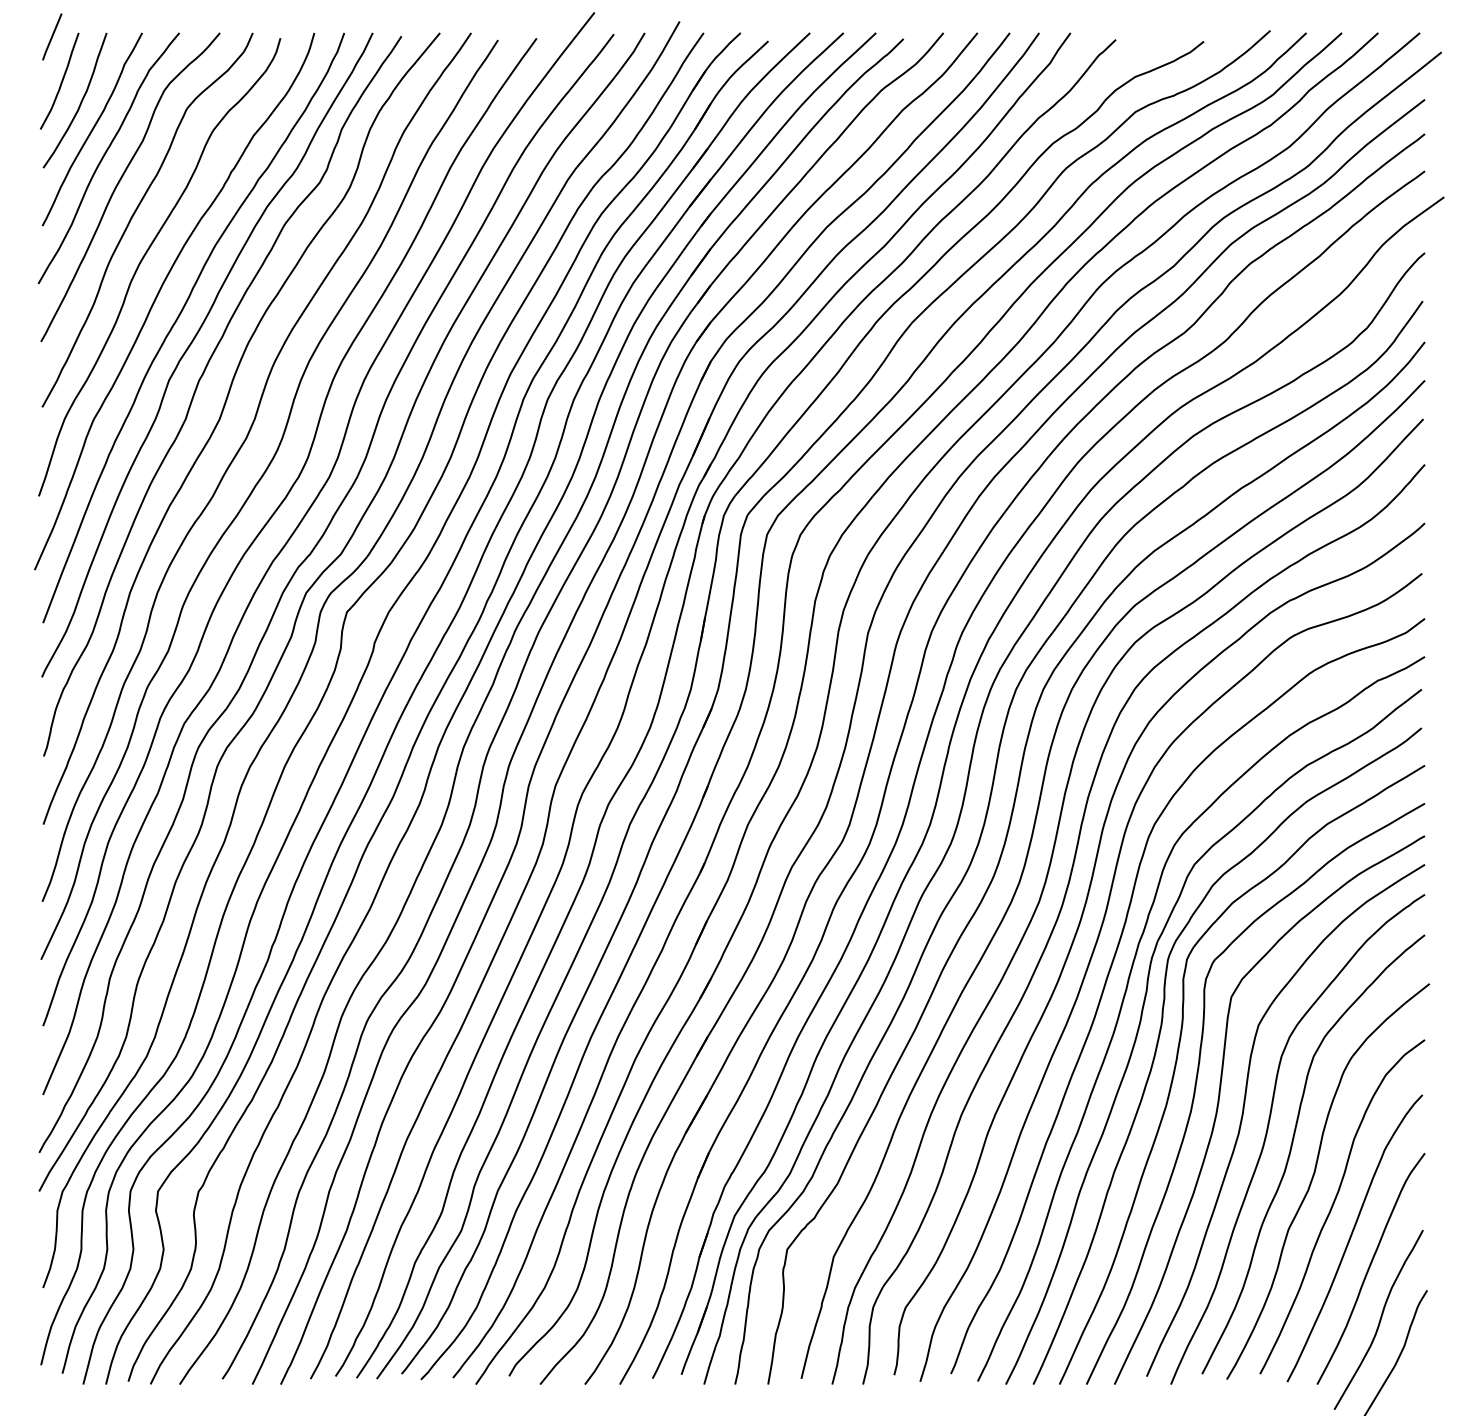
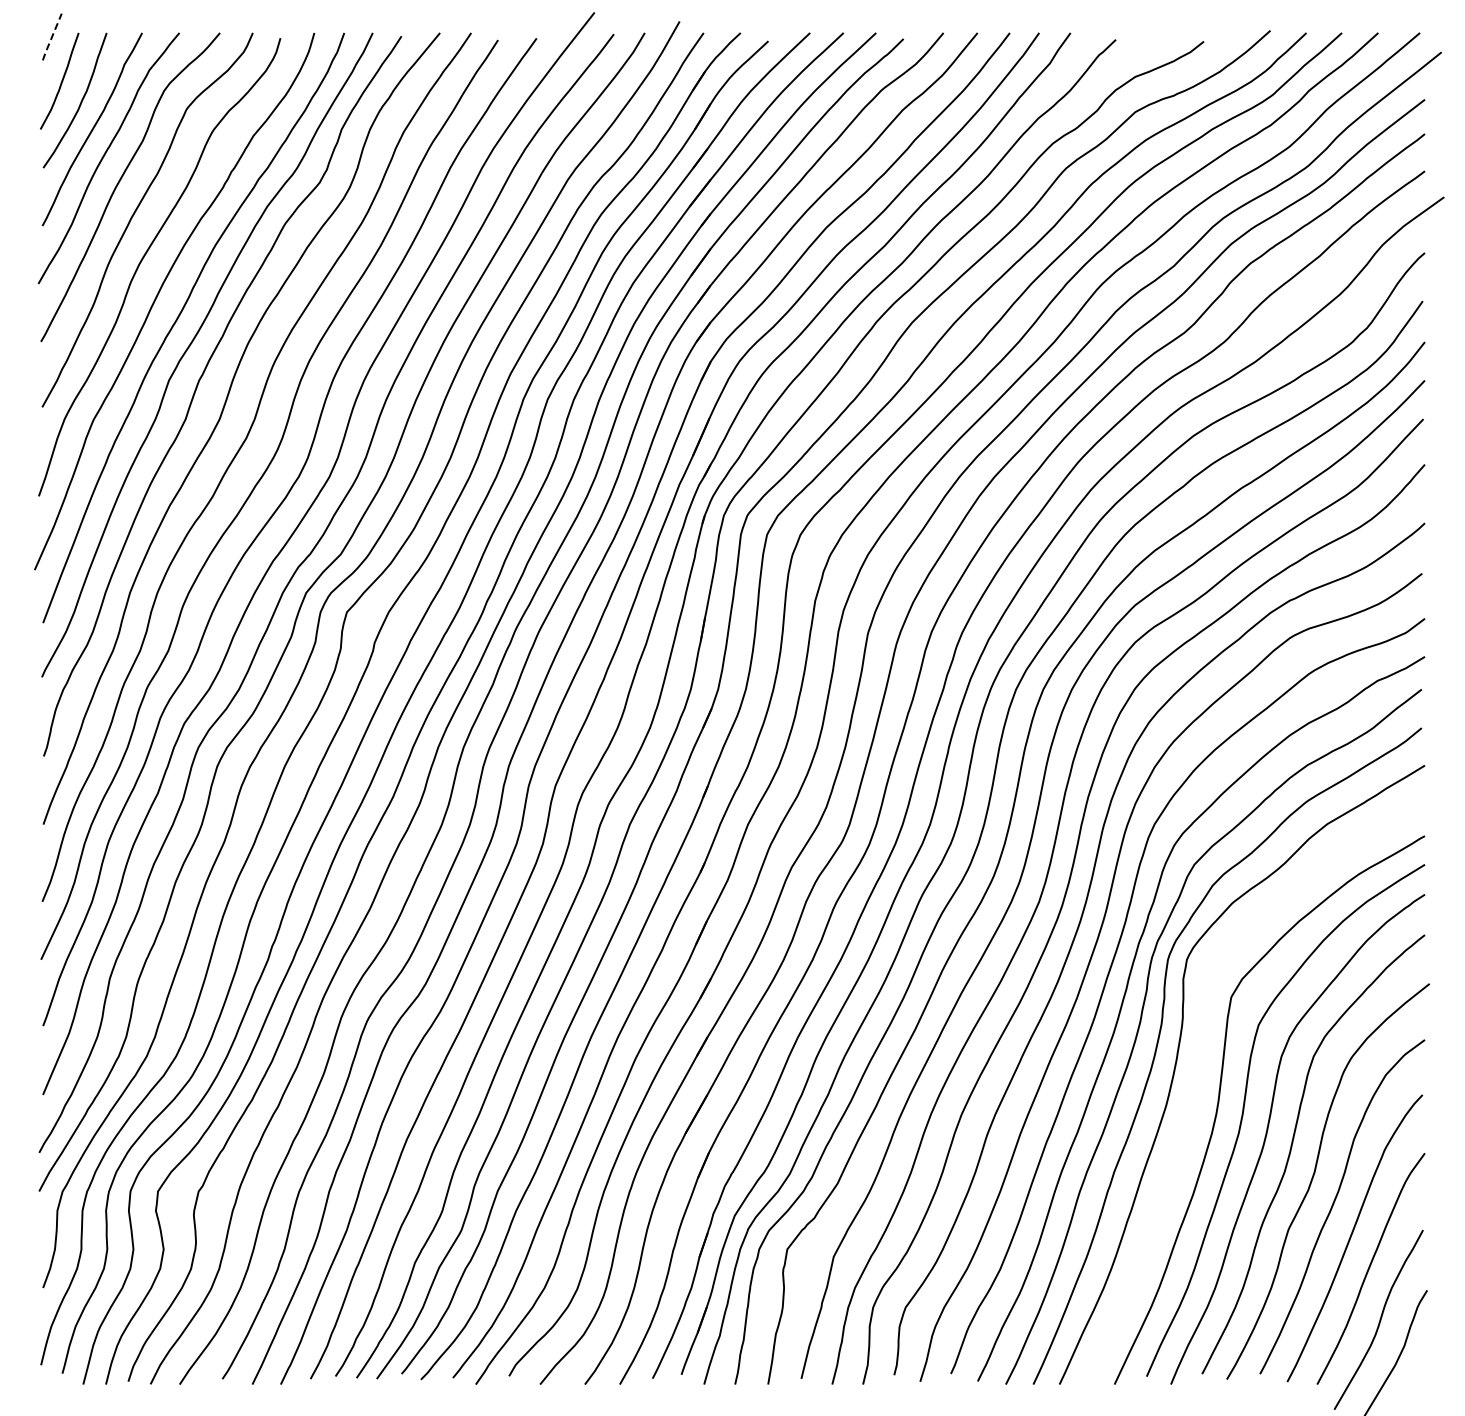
line: solid -> dashed (51, 37)
curve: present -> none (1196, 1088)
